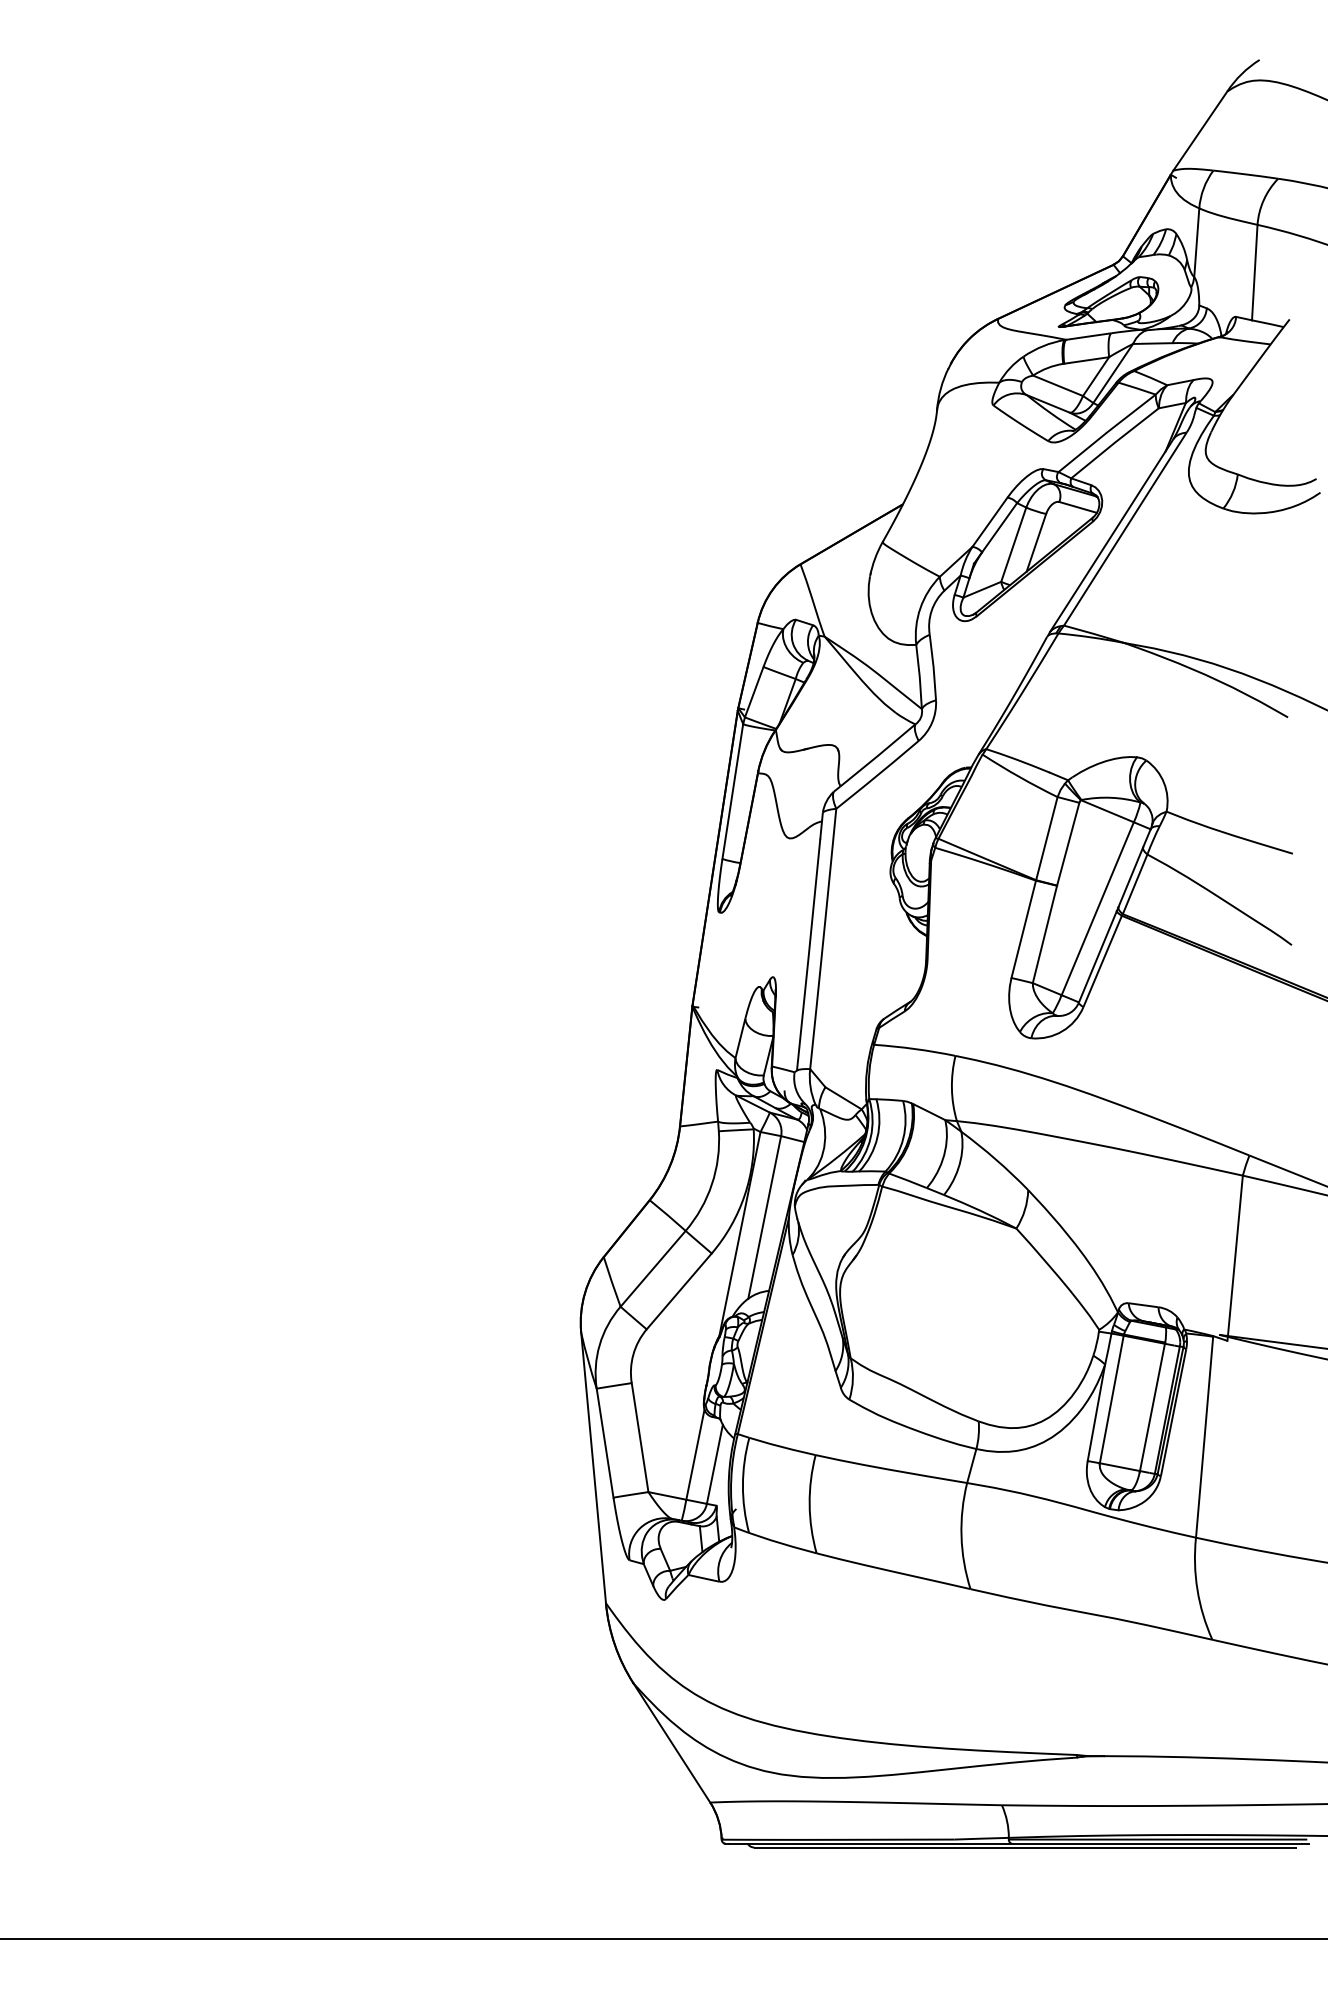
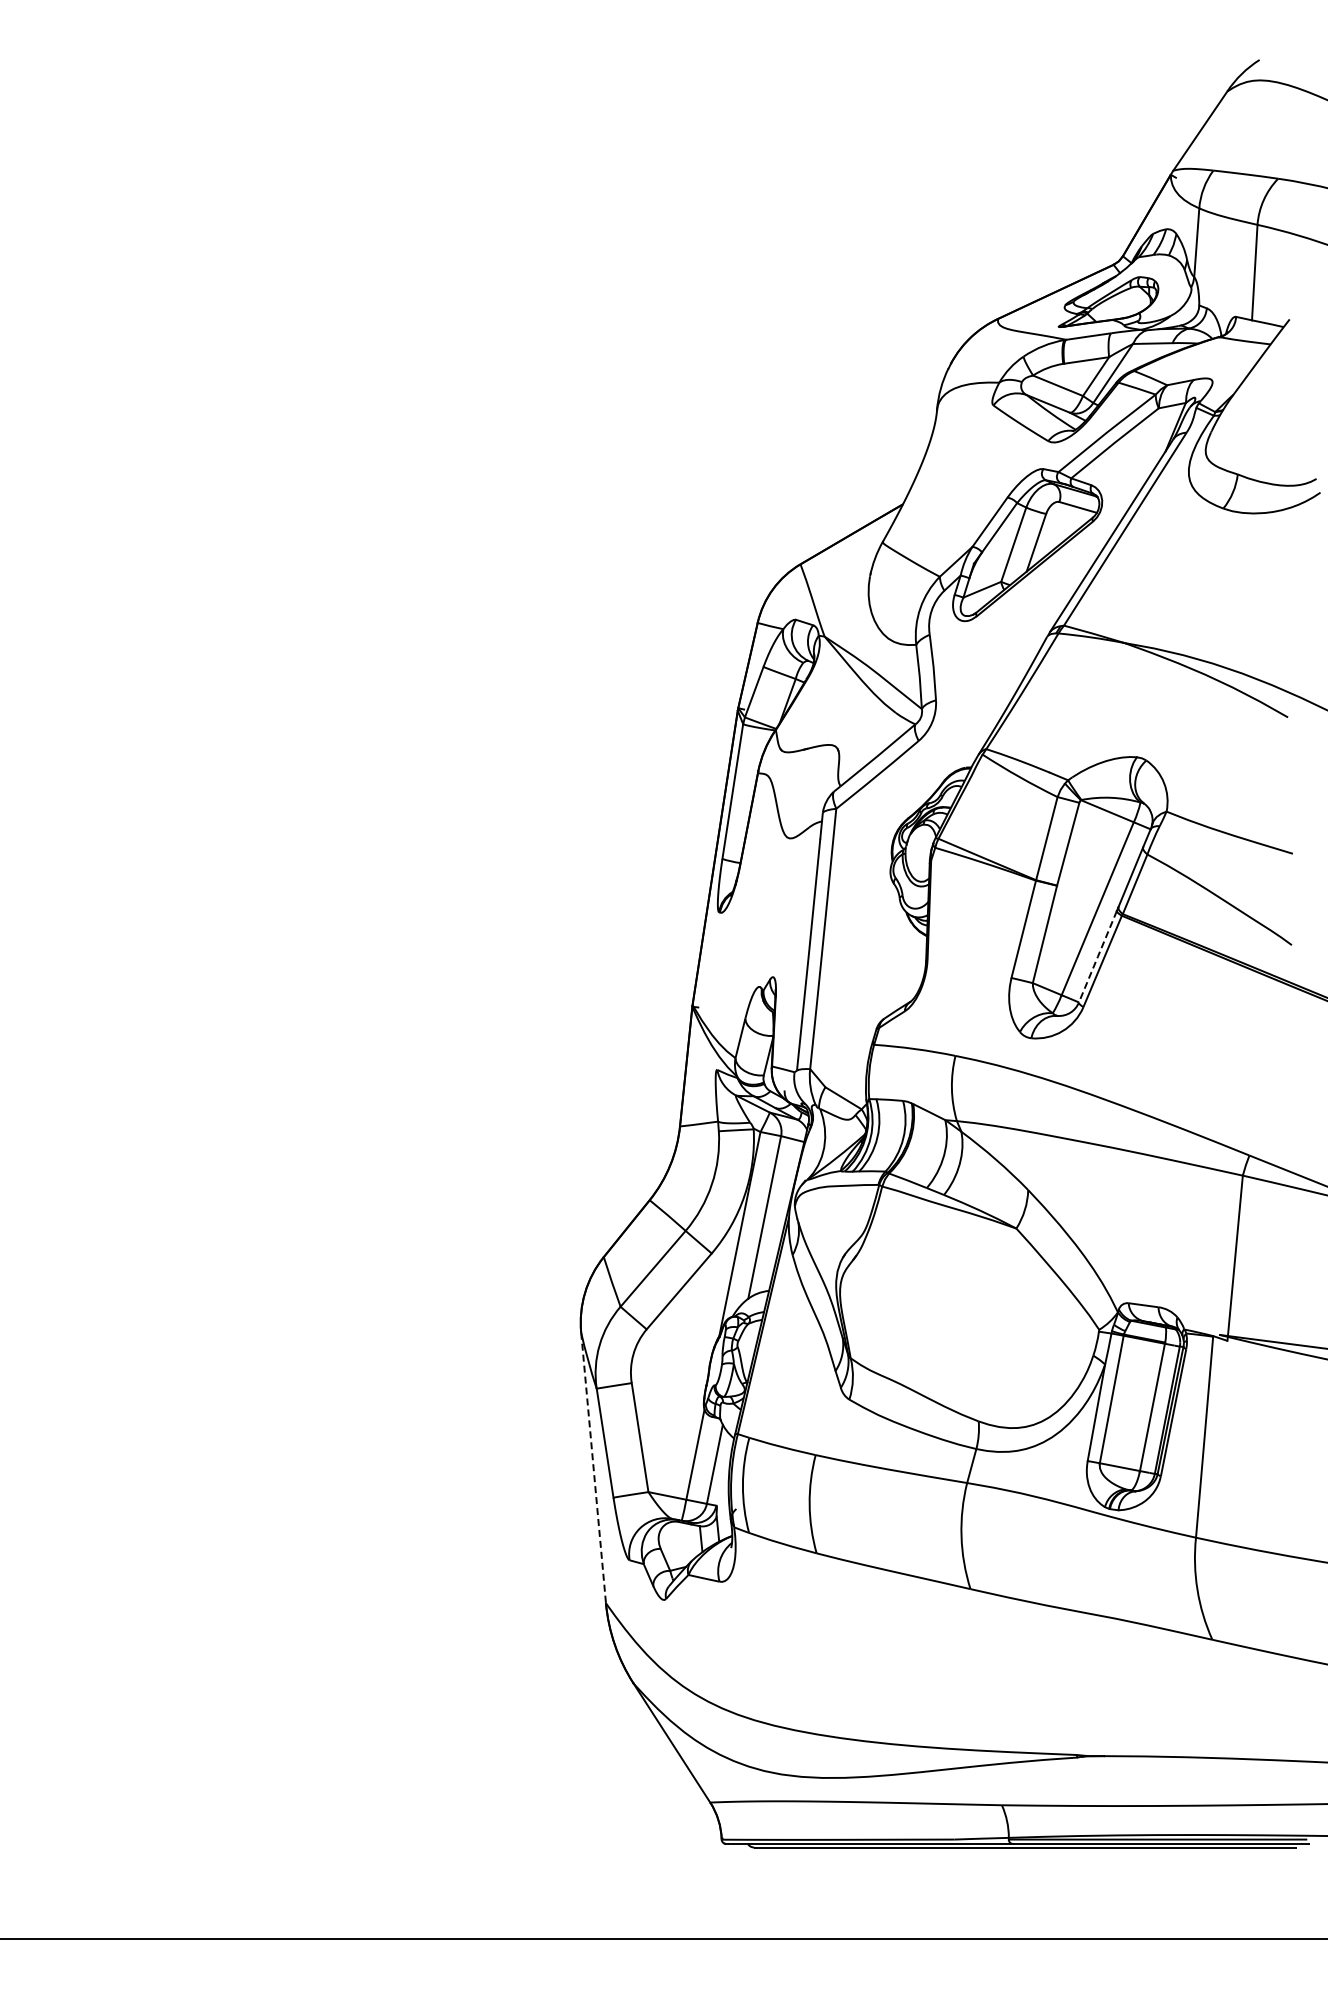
line: solid -> dashed (1097, 956)
line: solid -> dashed (593, 1468)
